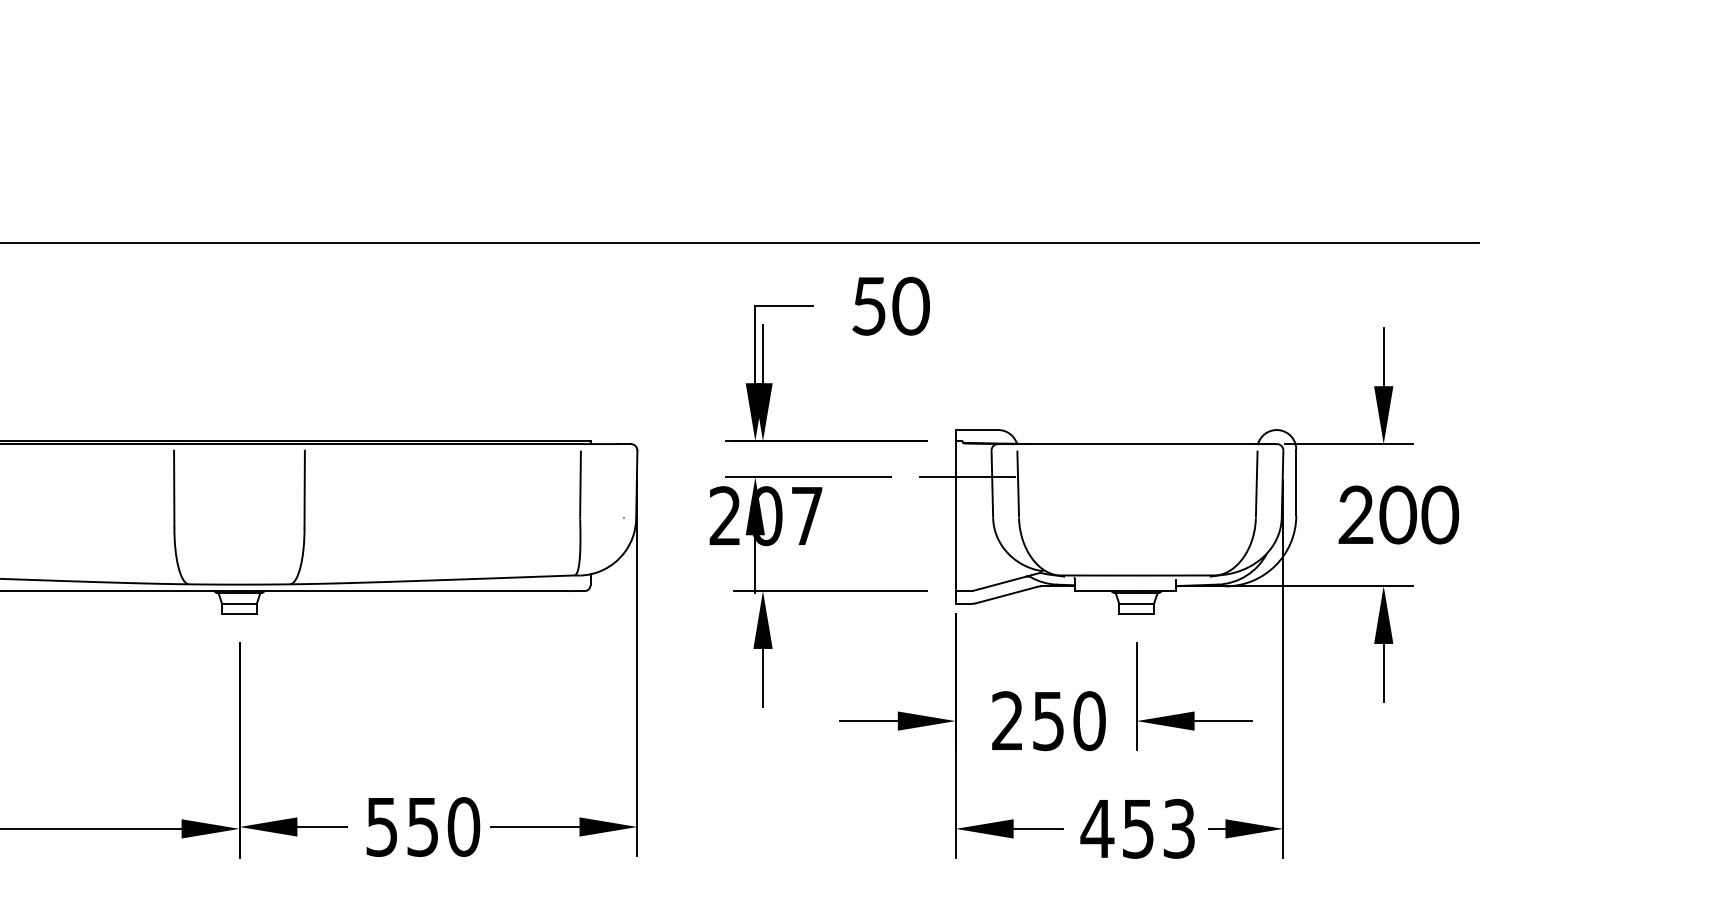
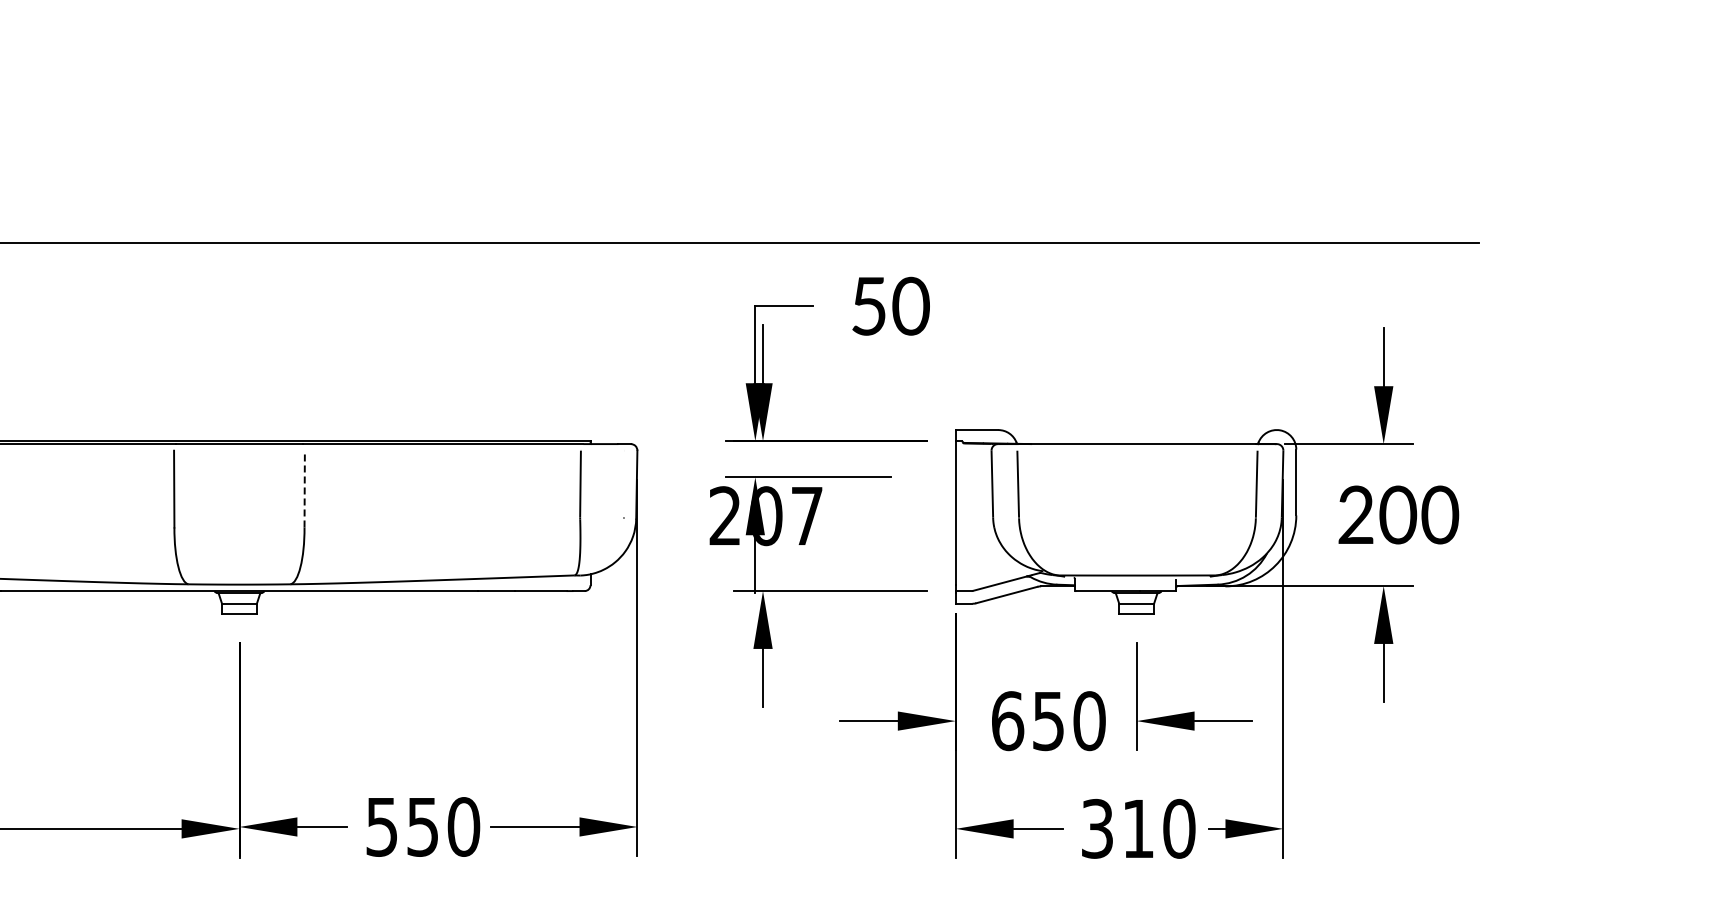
line: present -> none (966, 477)
line: solid -> dashed (304, 488)
text: 250 -> 650 (1008, 721)
text: 453 -> 310 (1137, 828)
